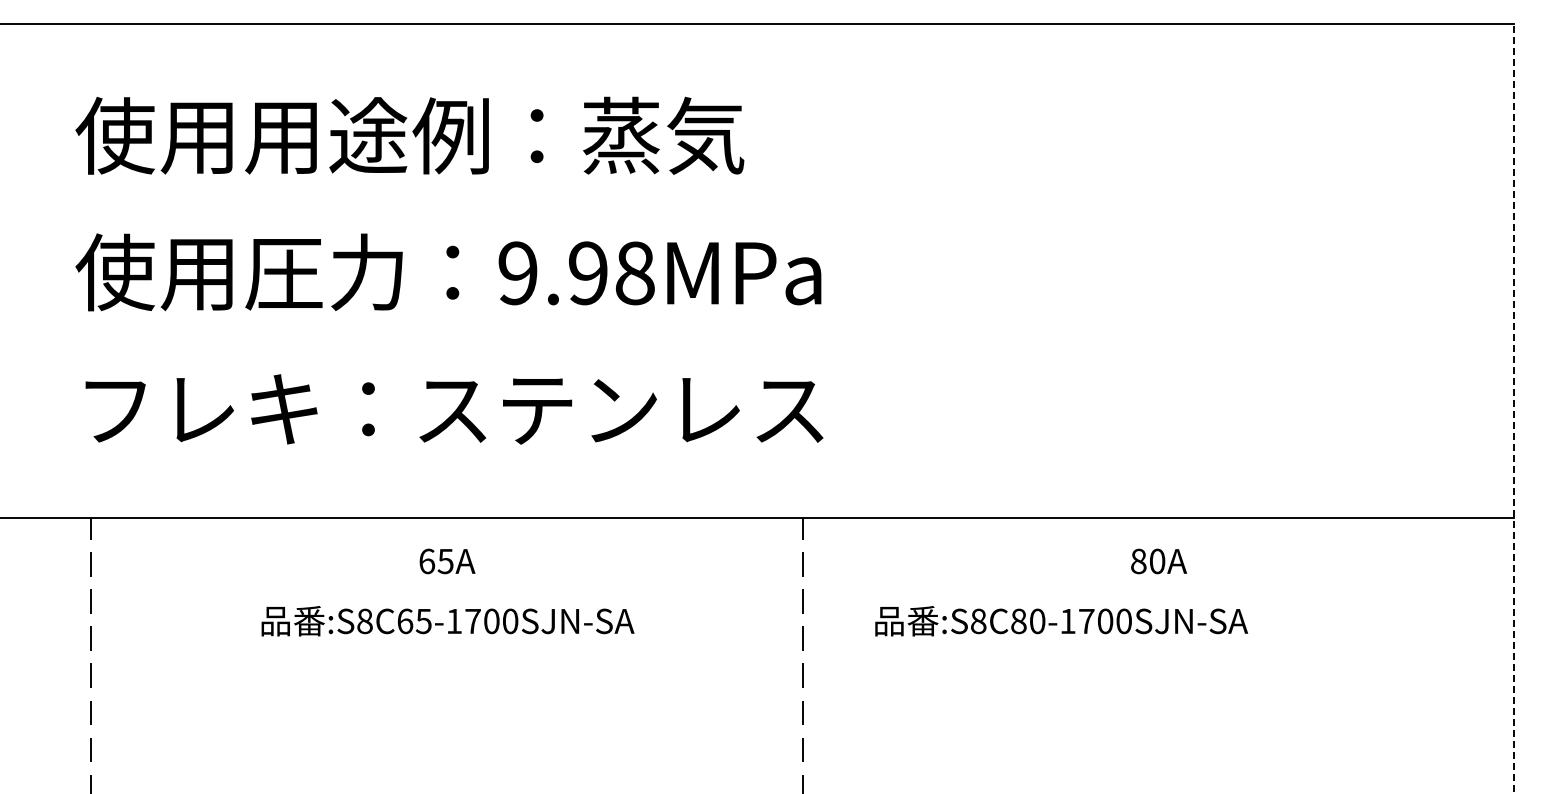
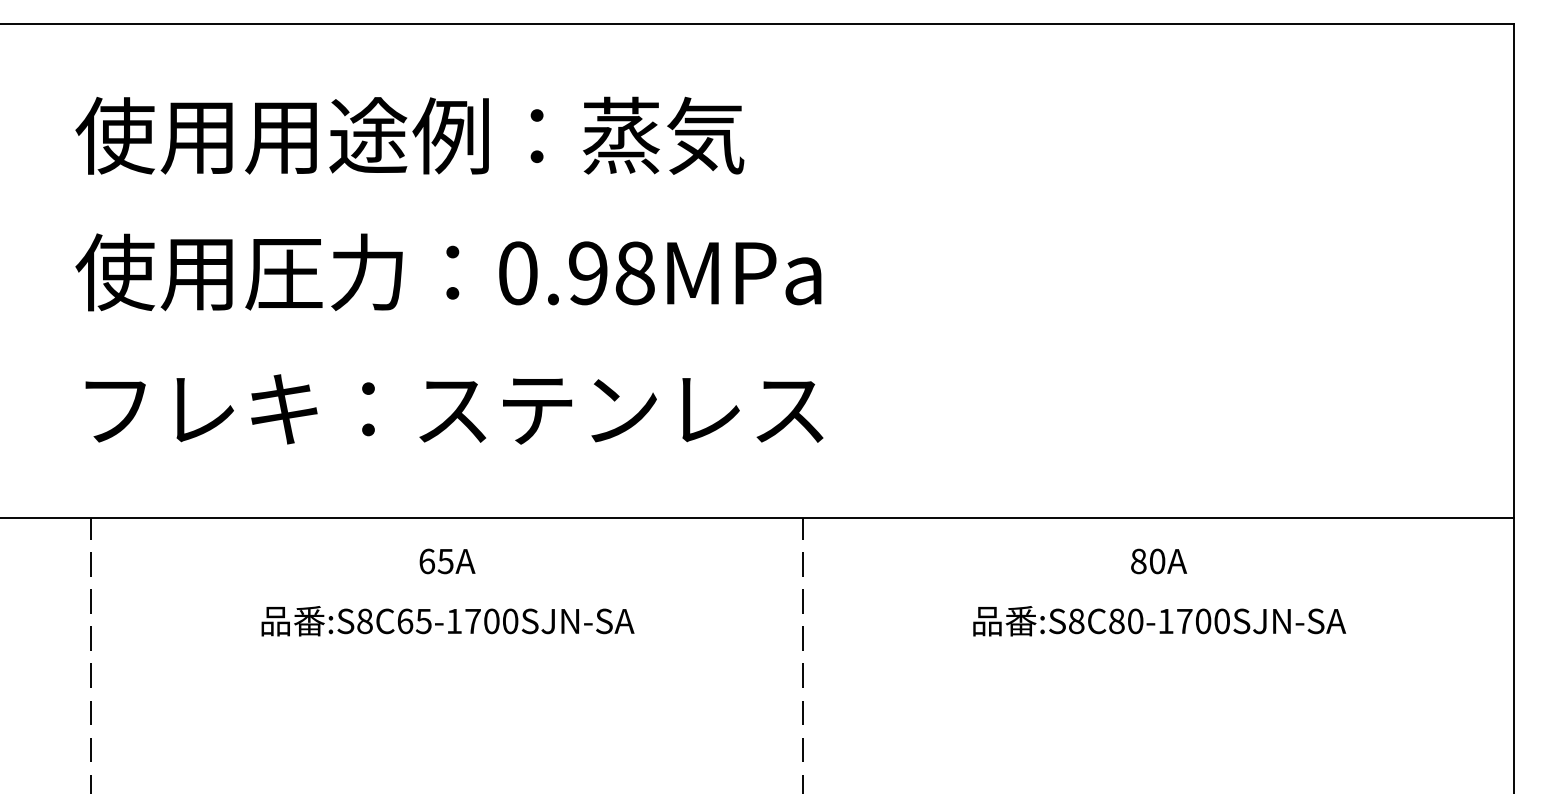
text: 9.98MPa -> 0.98MPa (517, 273)
line: dashed -> solid (1514, 408)
text position: (1061, 621) -> (1159, 621) (1159, 621)
